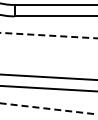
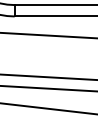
line: dashed -> solid (48, 35)
line: dashed -> solid (48, 108)
